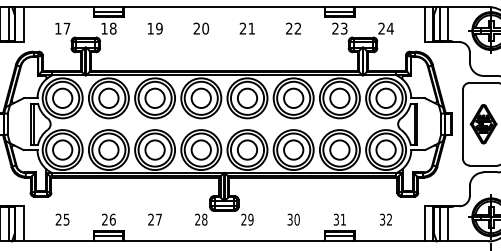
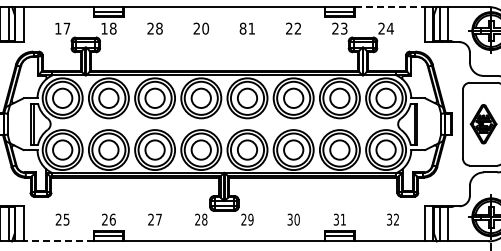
line: solid -> dashed (390, 6)
text: 19 -> 28 (154, 28)
text: 21 -> 81 (242, 28)
text position: (385, 219) -> (392, 219) (392, 219)
line: solid -> dashed (58, 241)
